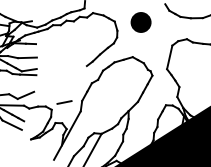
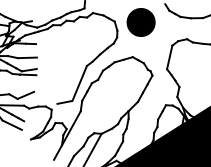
part size: 22x21 px -> 30x29 px (140, 22)
line: none -> present (79, 83)
